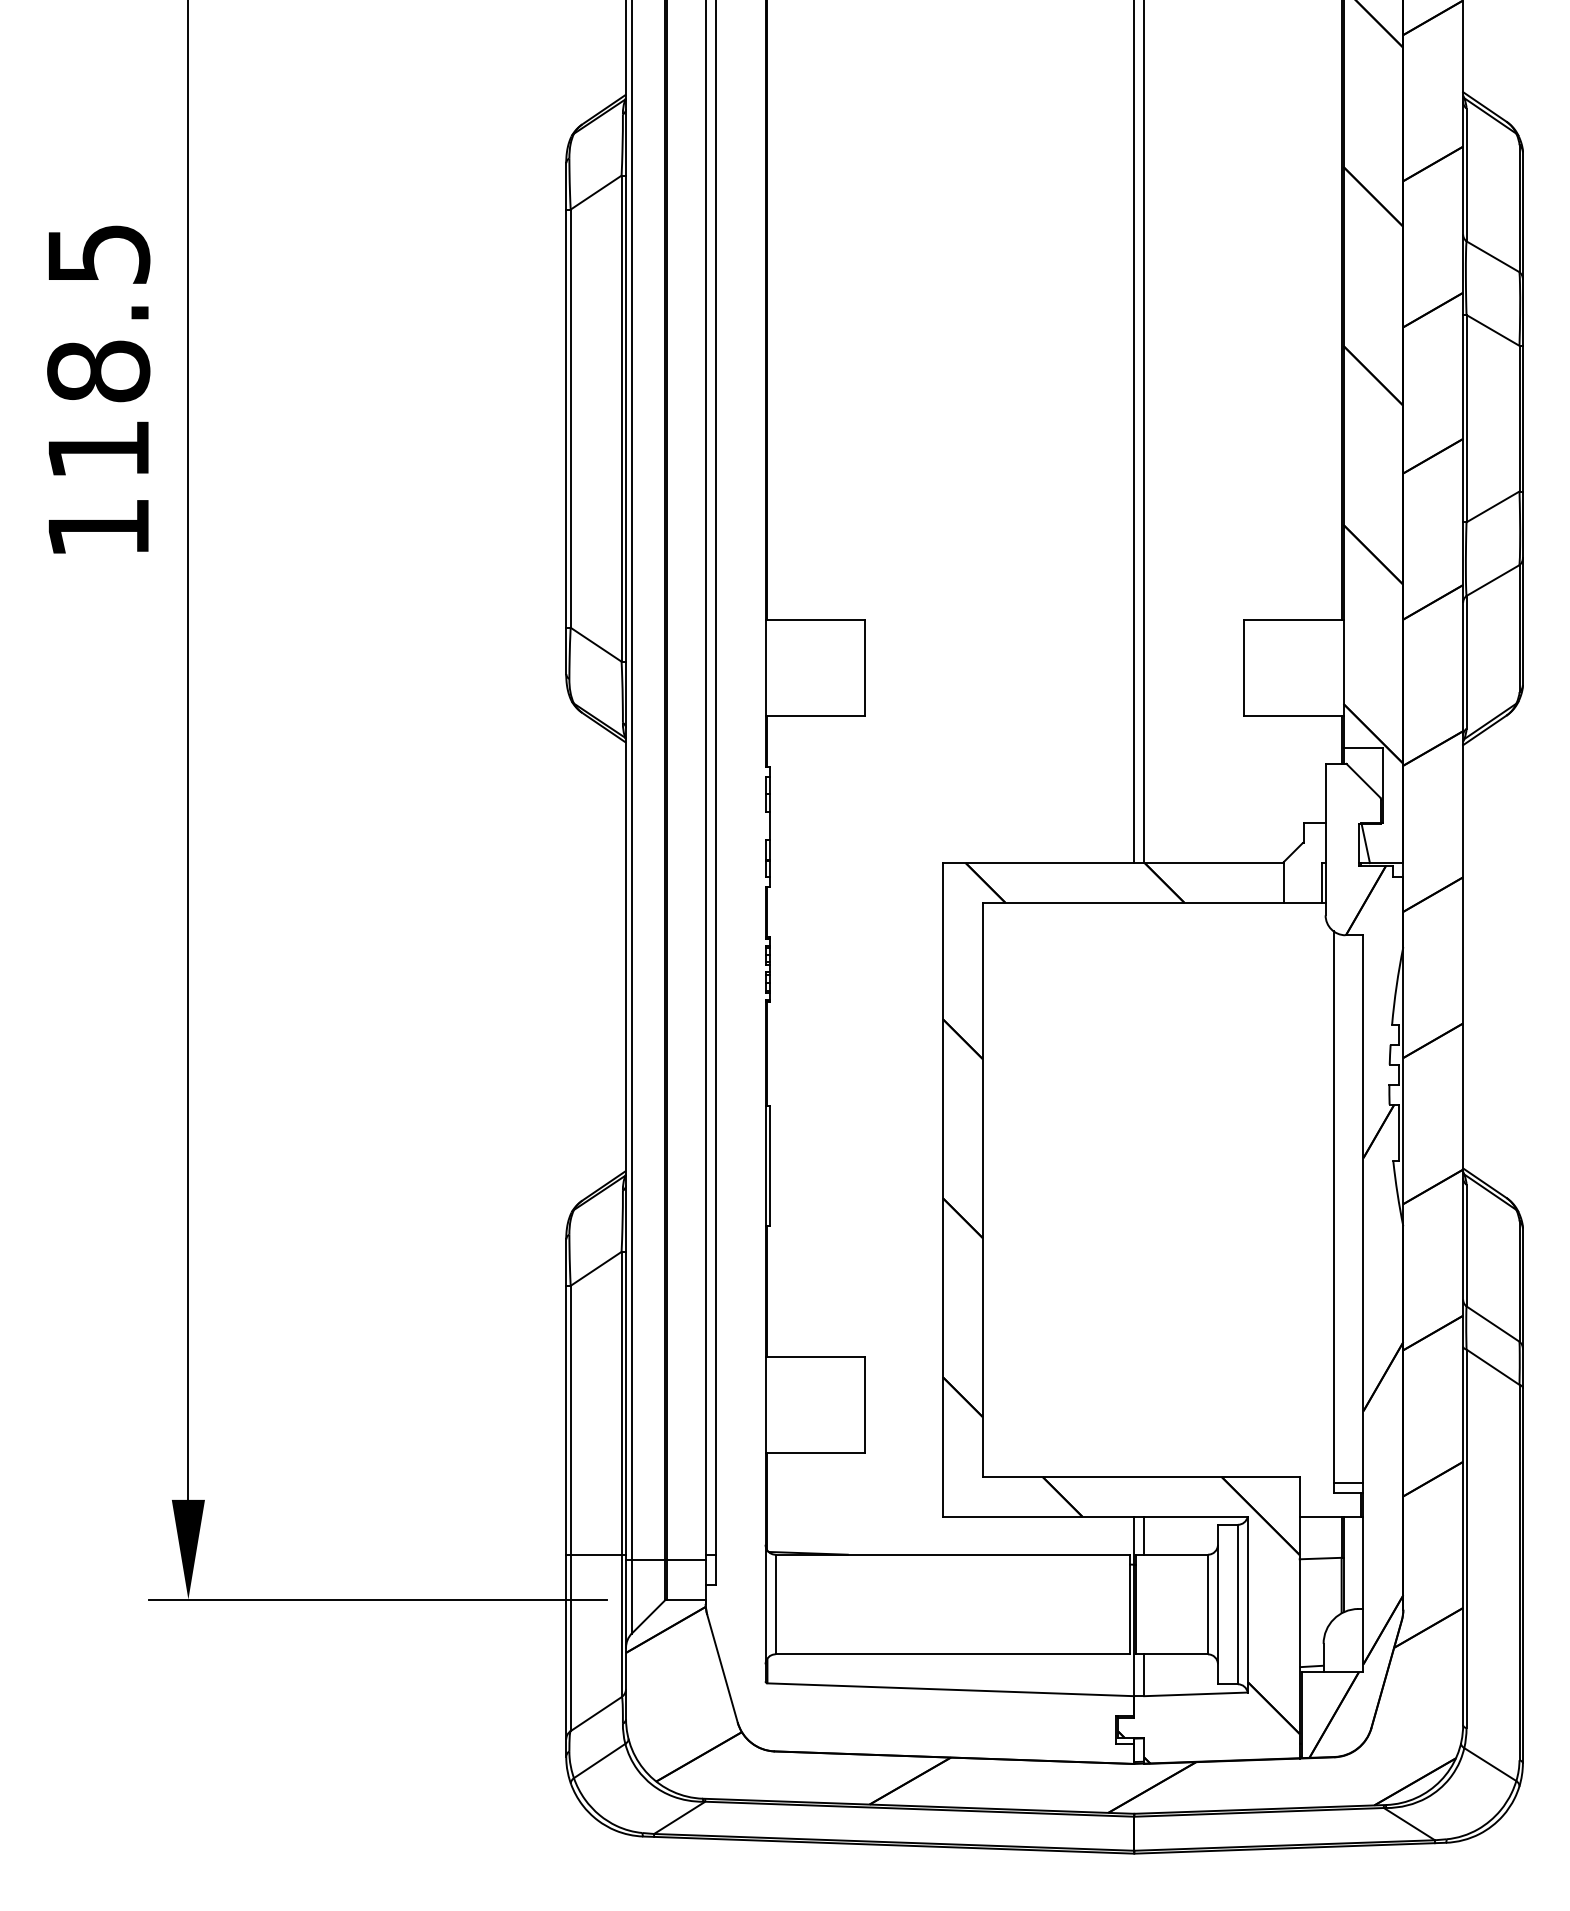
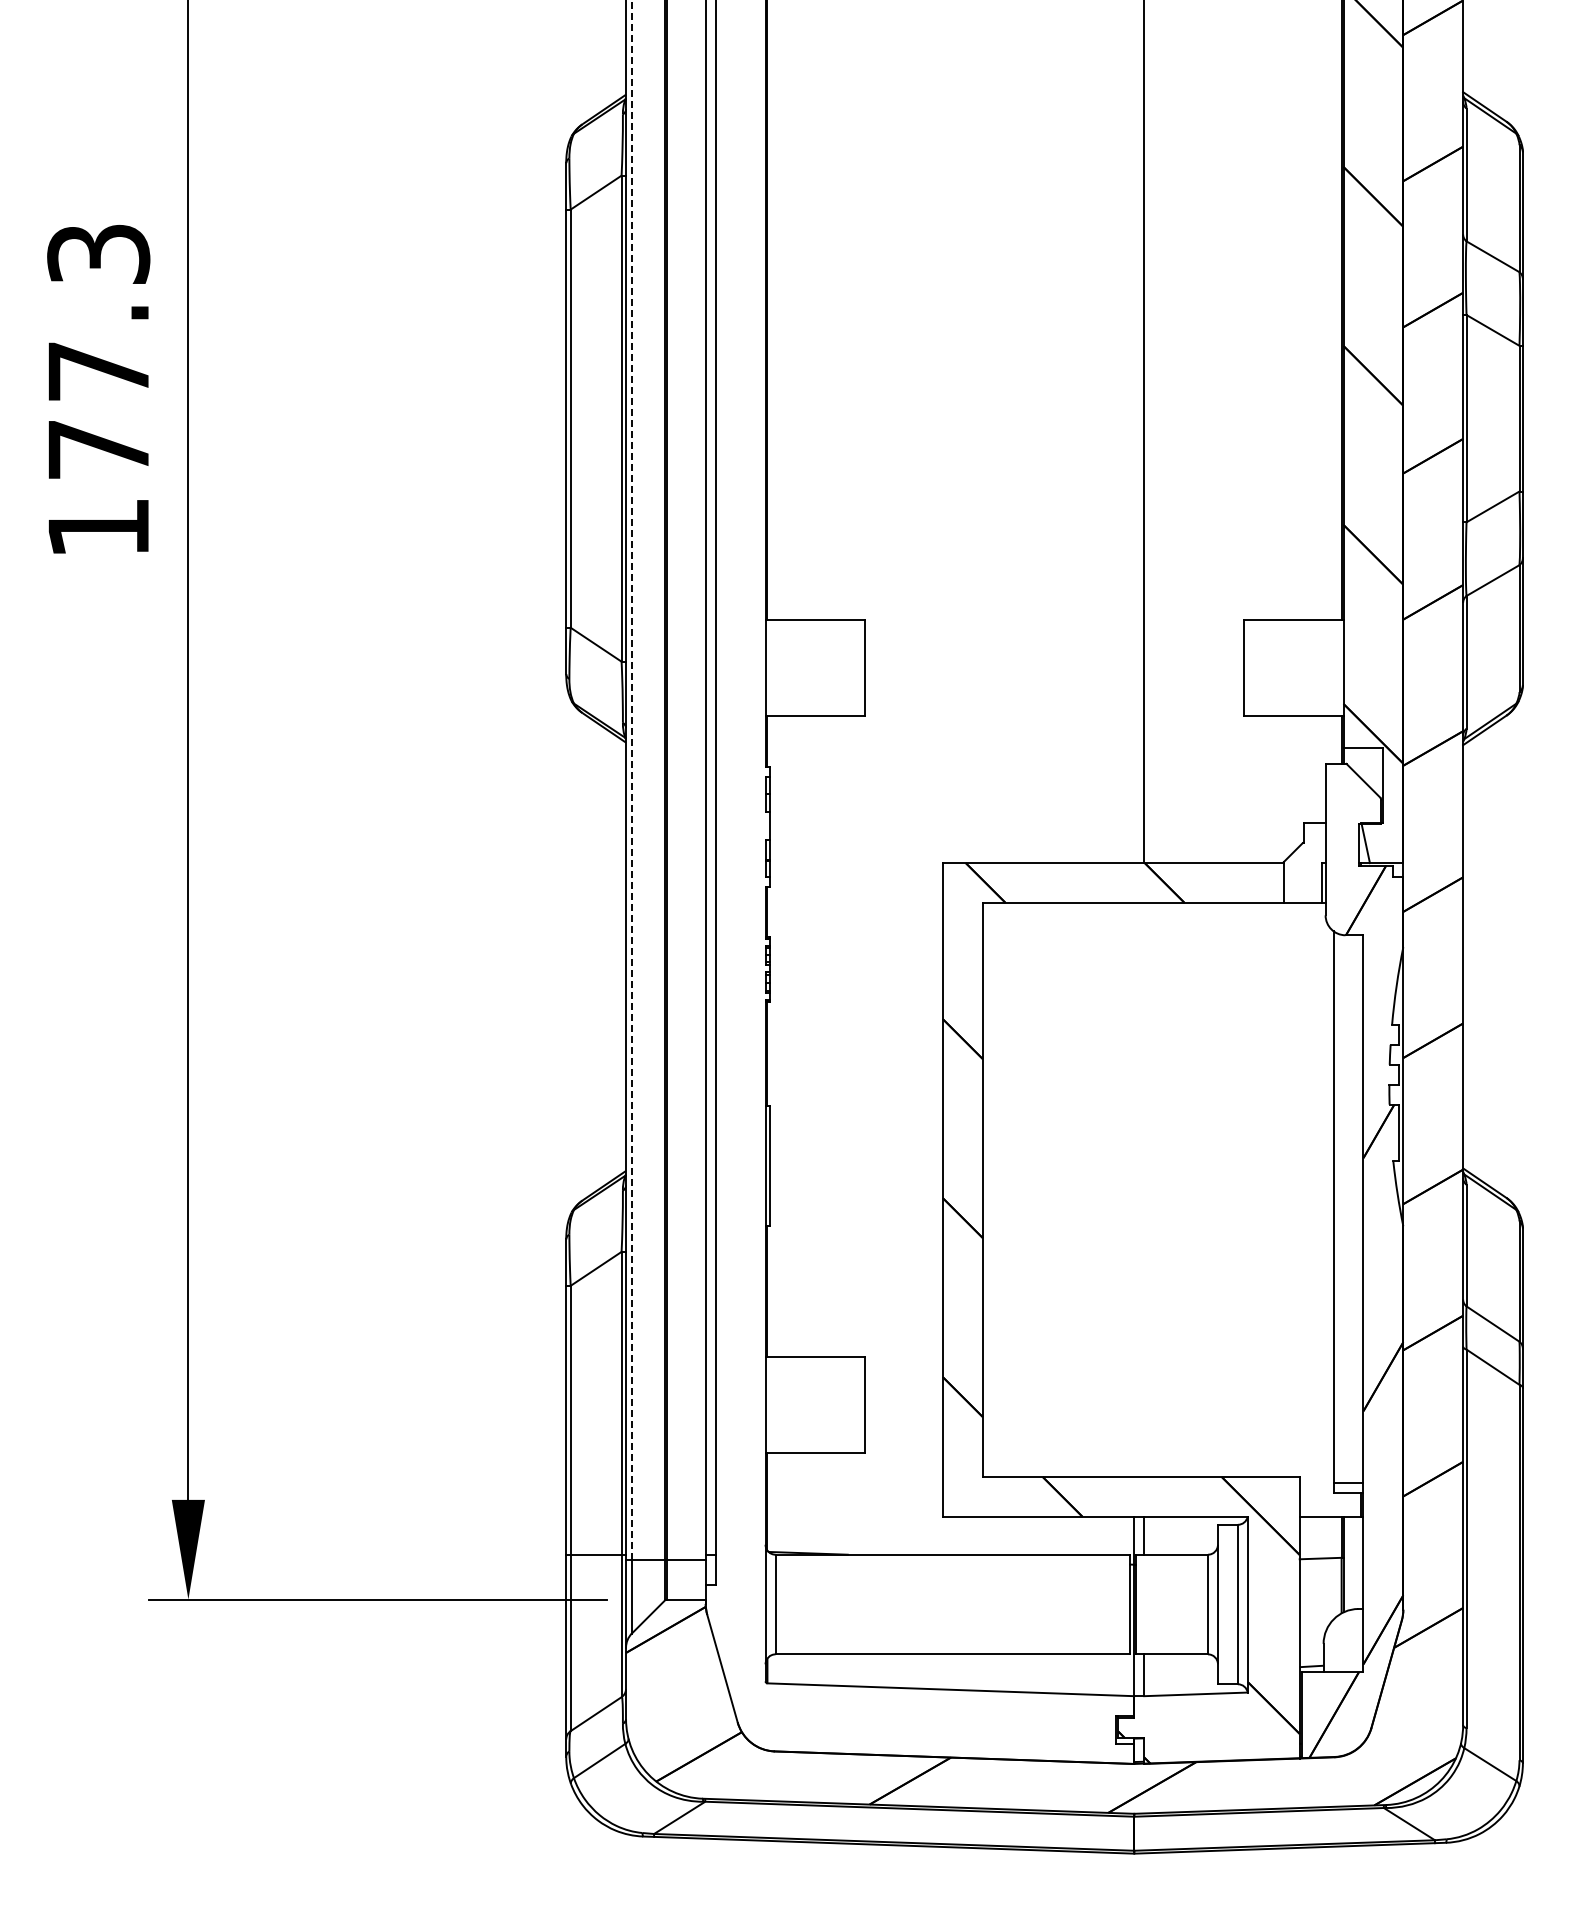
text: 118.5 -> 177.3 (98, 351)
line: present -> none (1134, 432)
line: solid -> dashed (631, 780)
